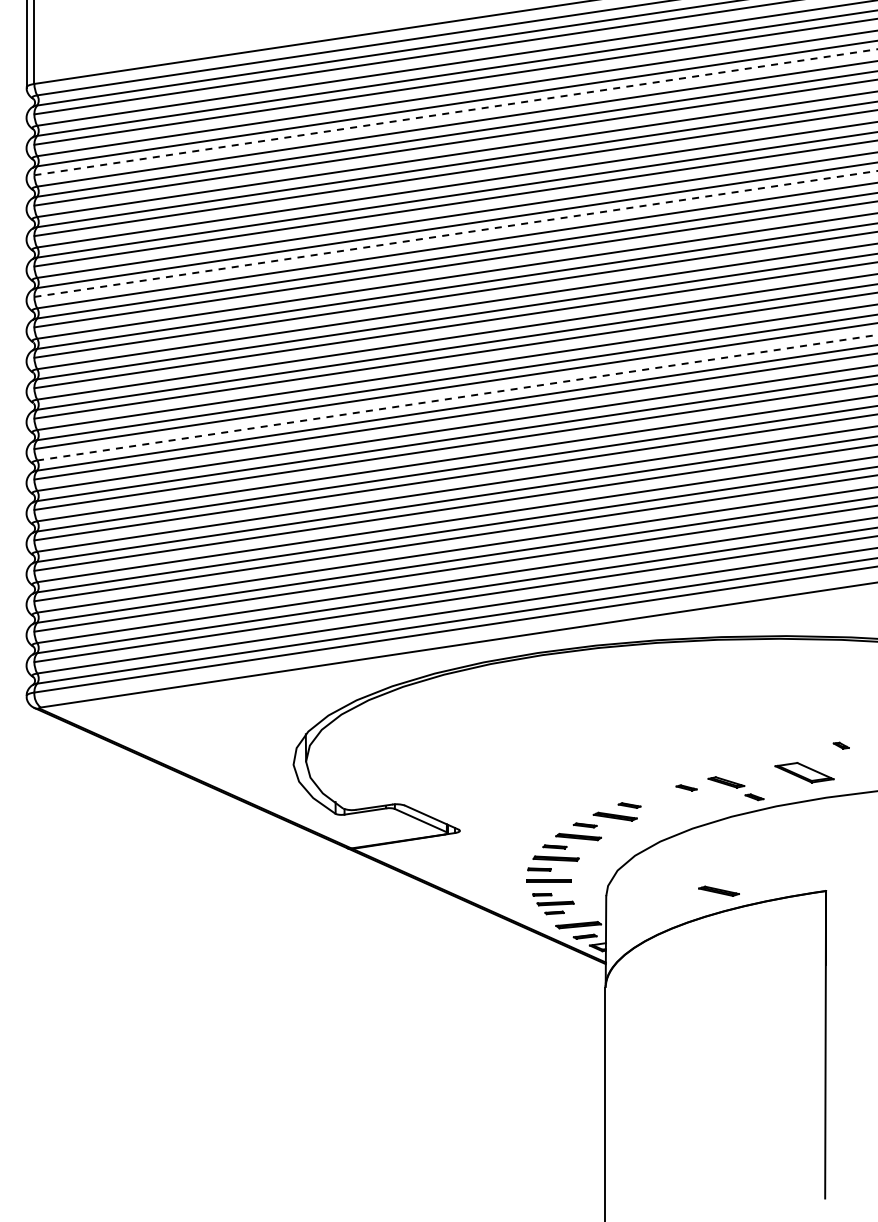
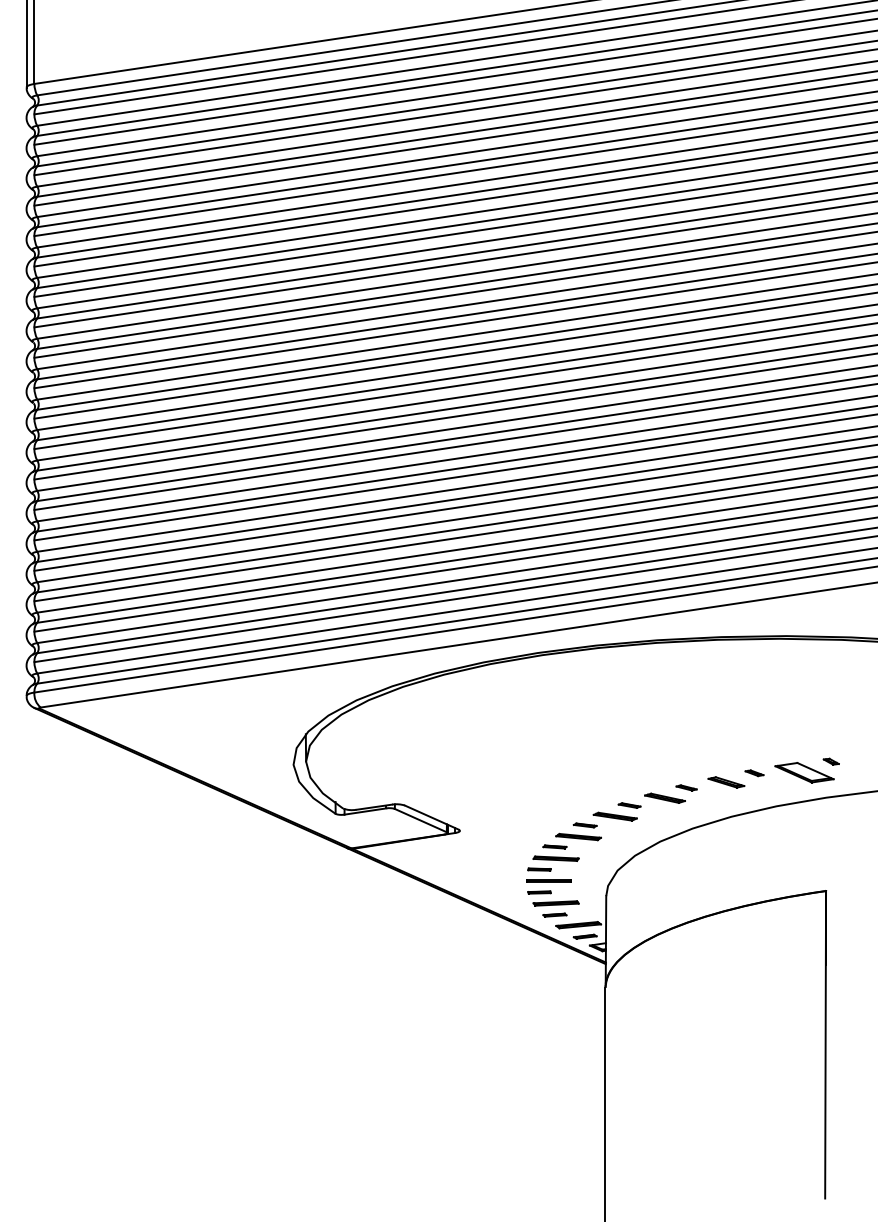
line: dashed -> solid (456, 112)
line: dashed -> solid (456, 233)
line: dashed -> solid (457, 397)
part position: (840, 745) -> (830, 761) (830, 761)
part position: (754, 797) -> (754, 773) (754, 773)
part position: (718, 890) -> (664, 797) (664, 797)
part size: 43x23 px -> 53x28 px (553, 903)
